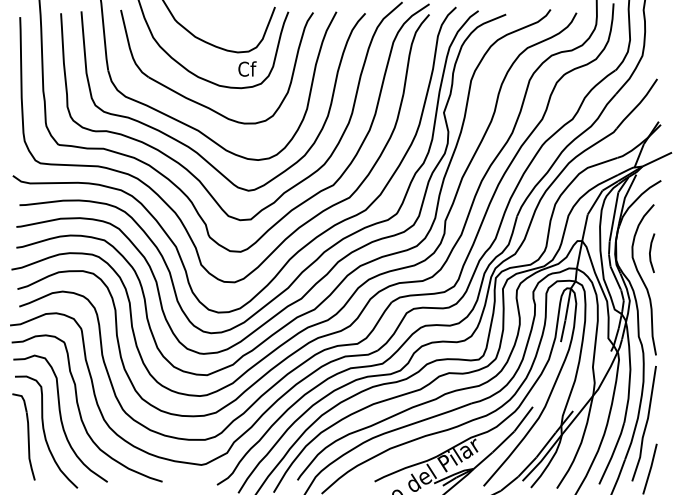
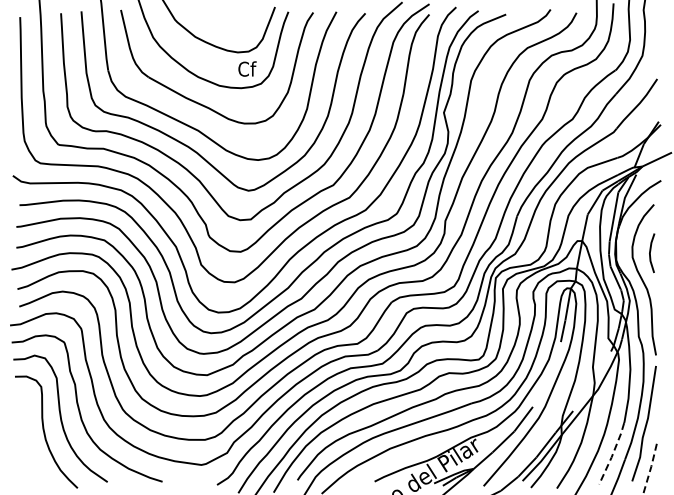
part: present -> none (23, 436)
line: solid -> dashed (612, 454)
line: solid -> dashed (650, 469)
